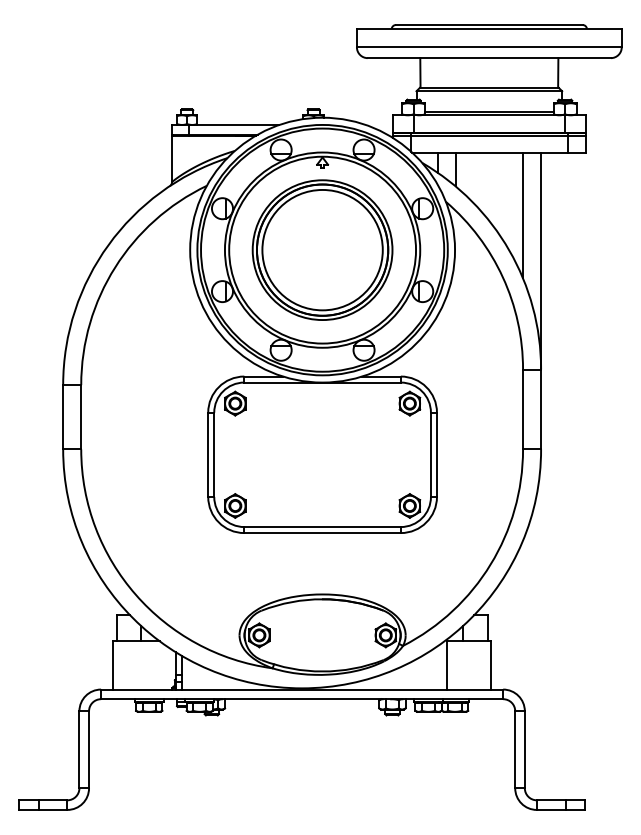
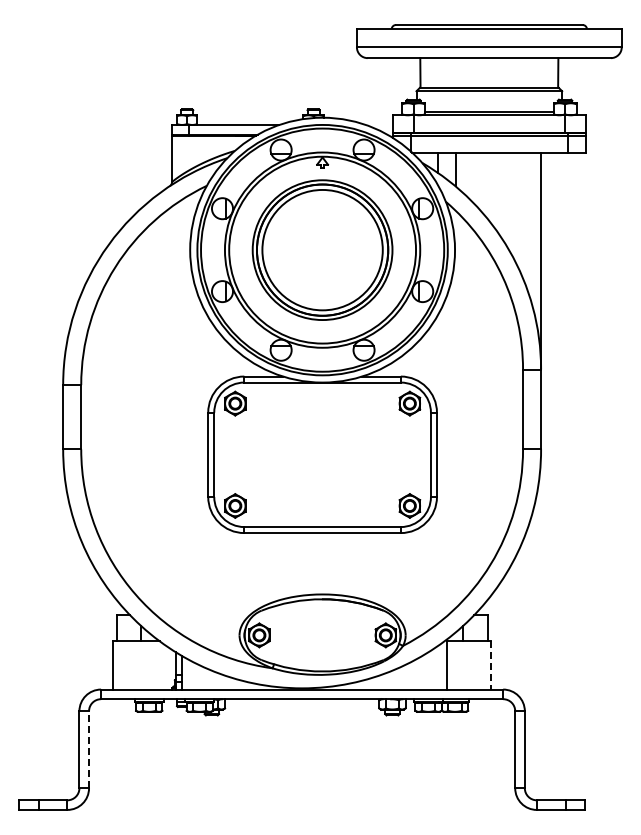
line: present -> none (523, 215)
line: solid -> dashed (491, 665)
line: solid -> dashed (89, 749)
